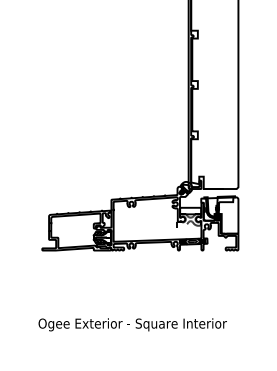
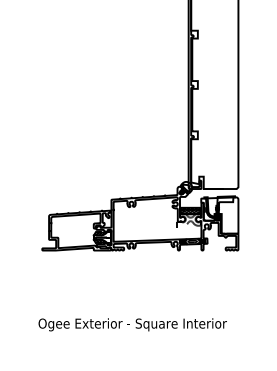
hatch: none -> present (190, 210)
